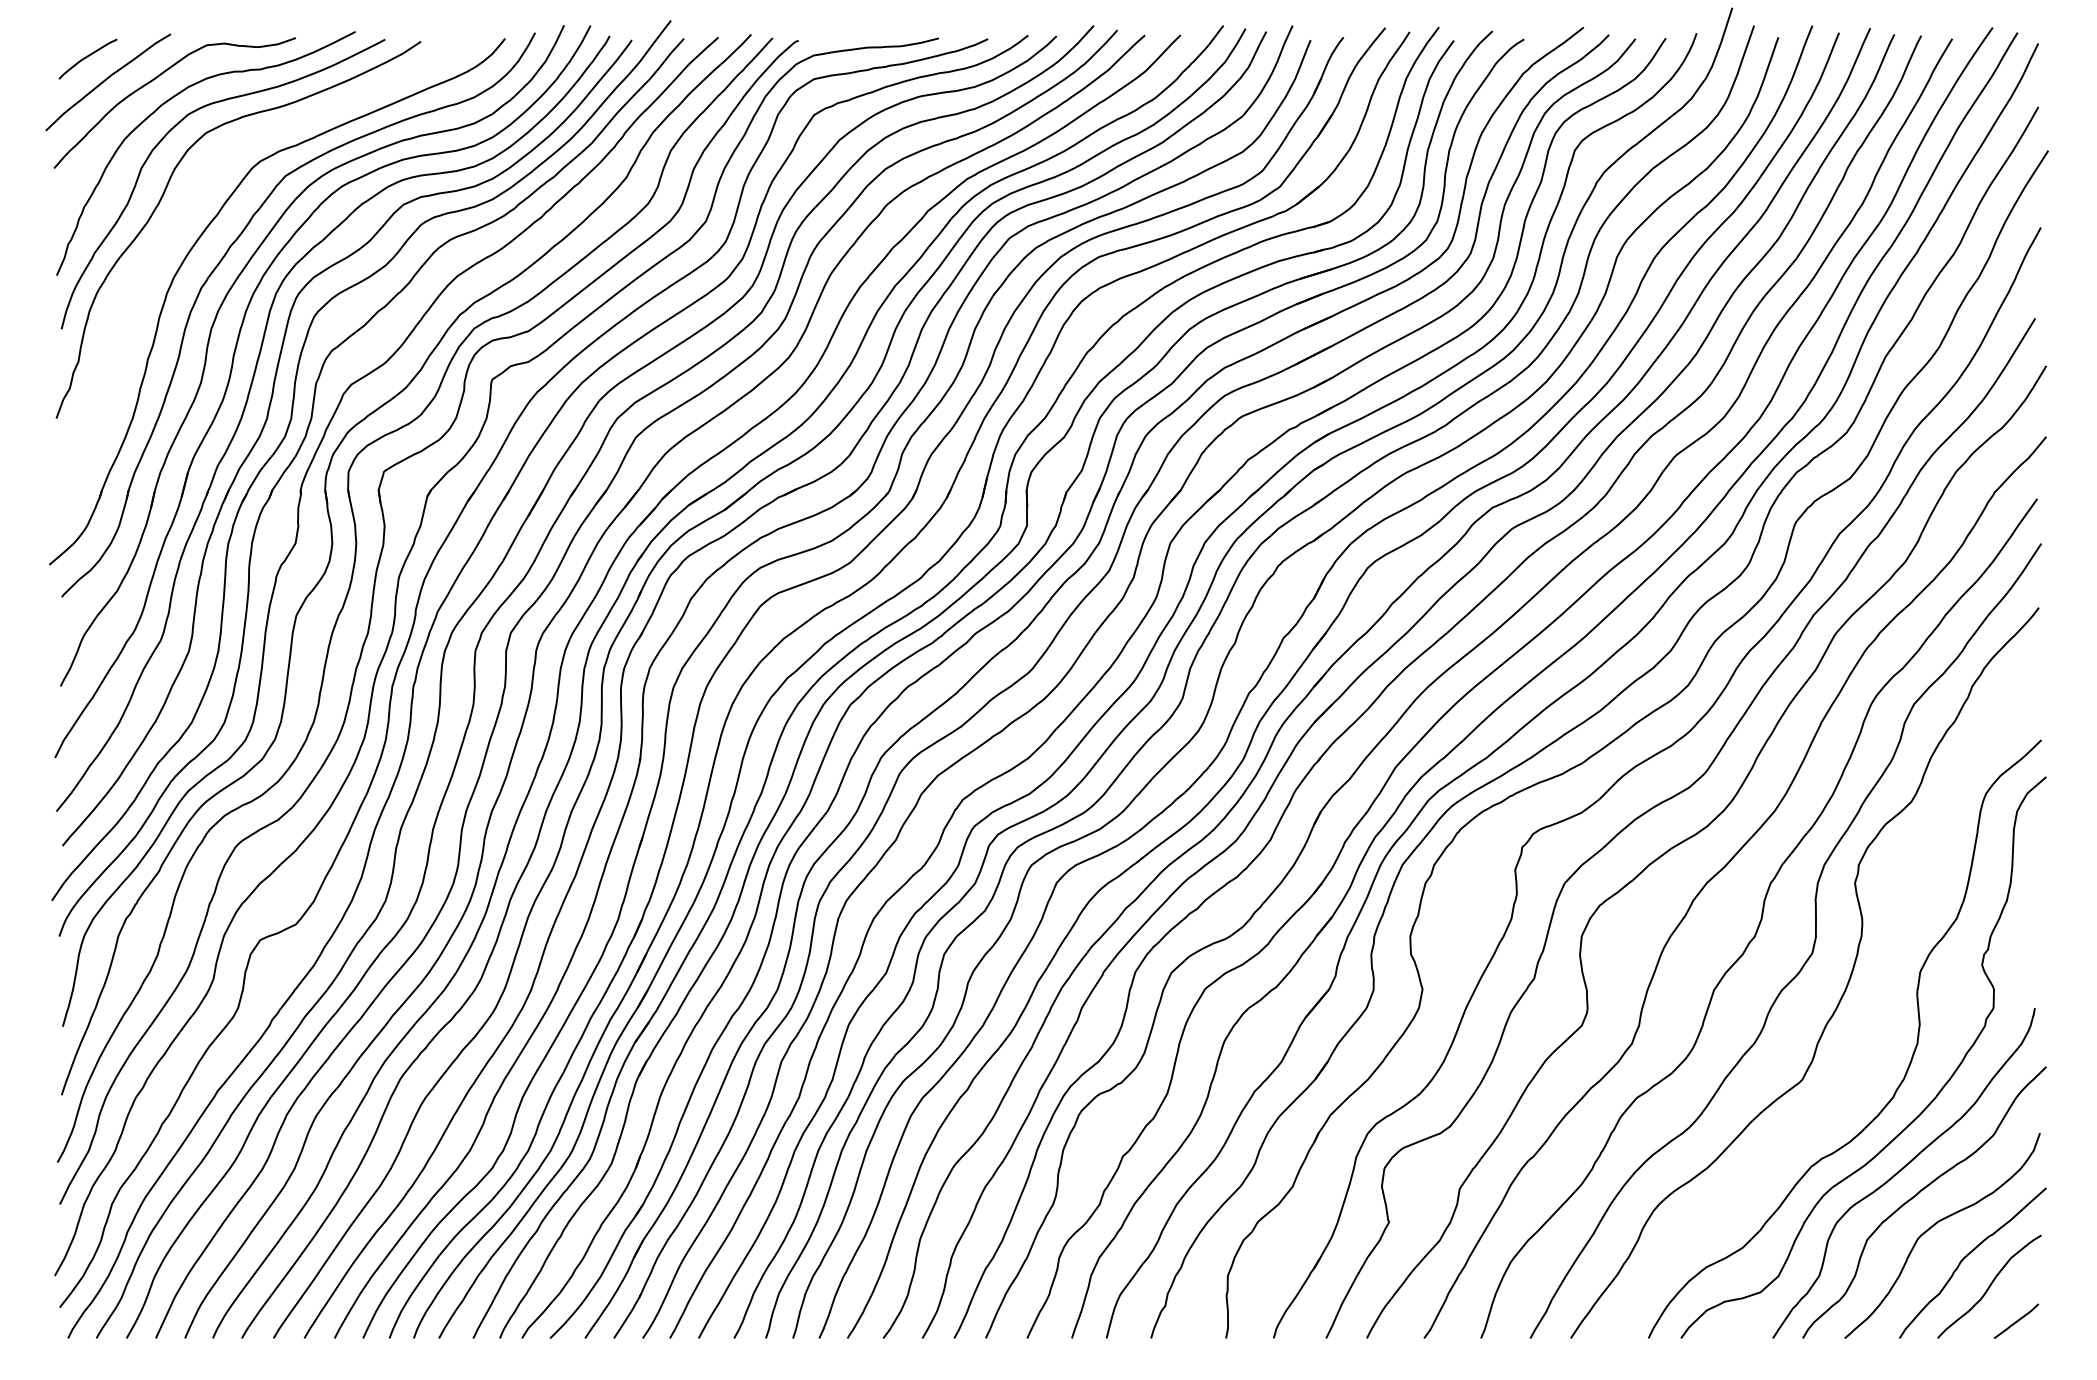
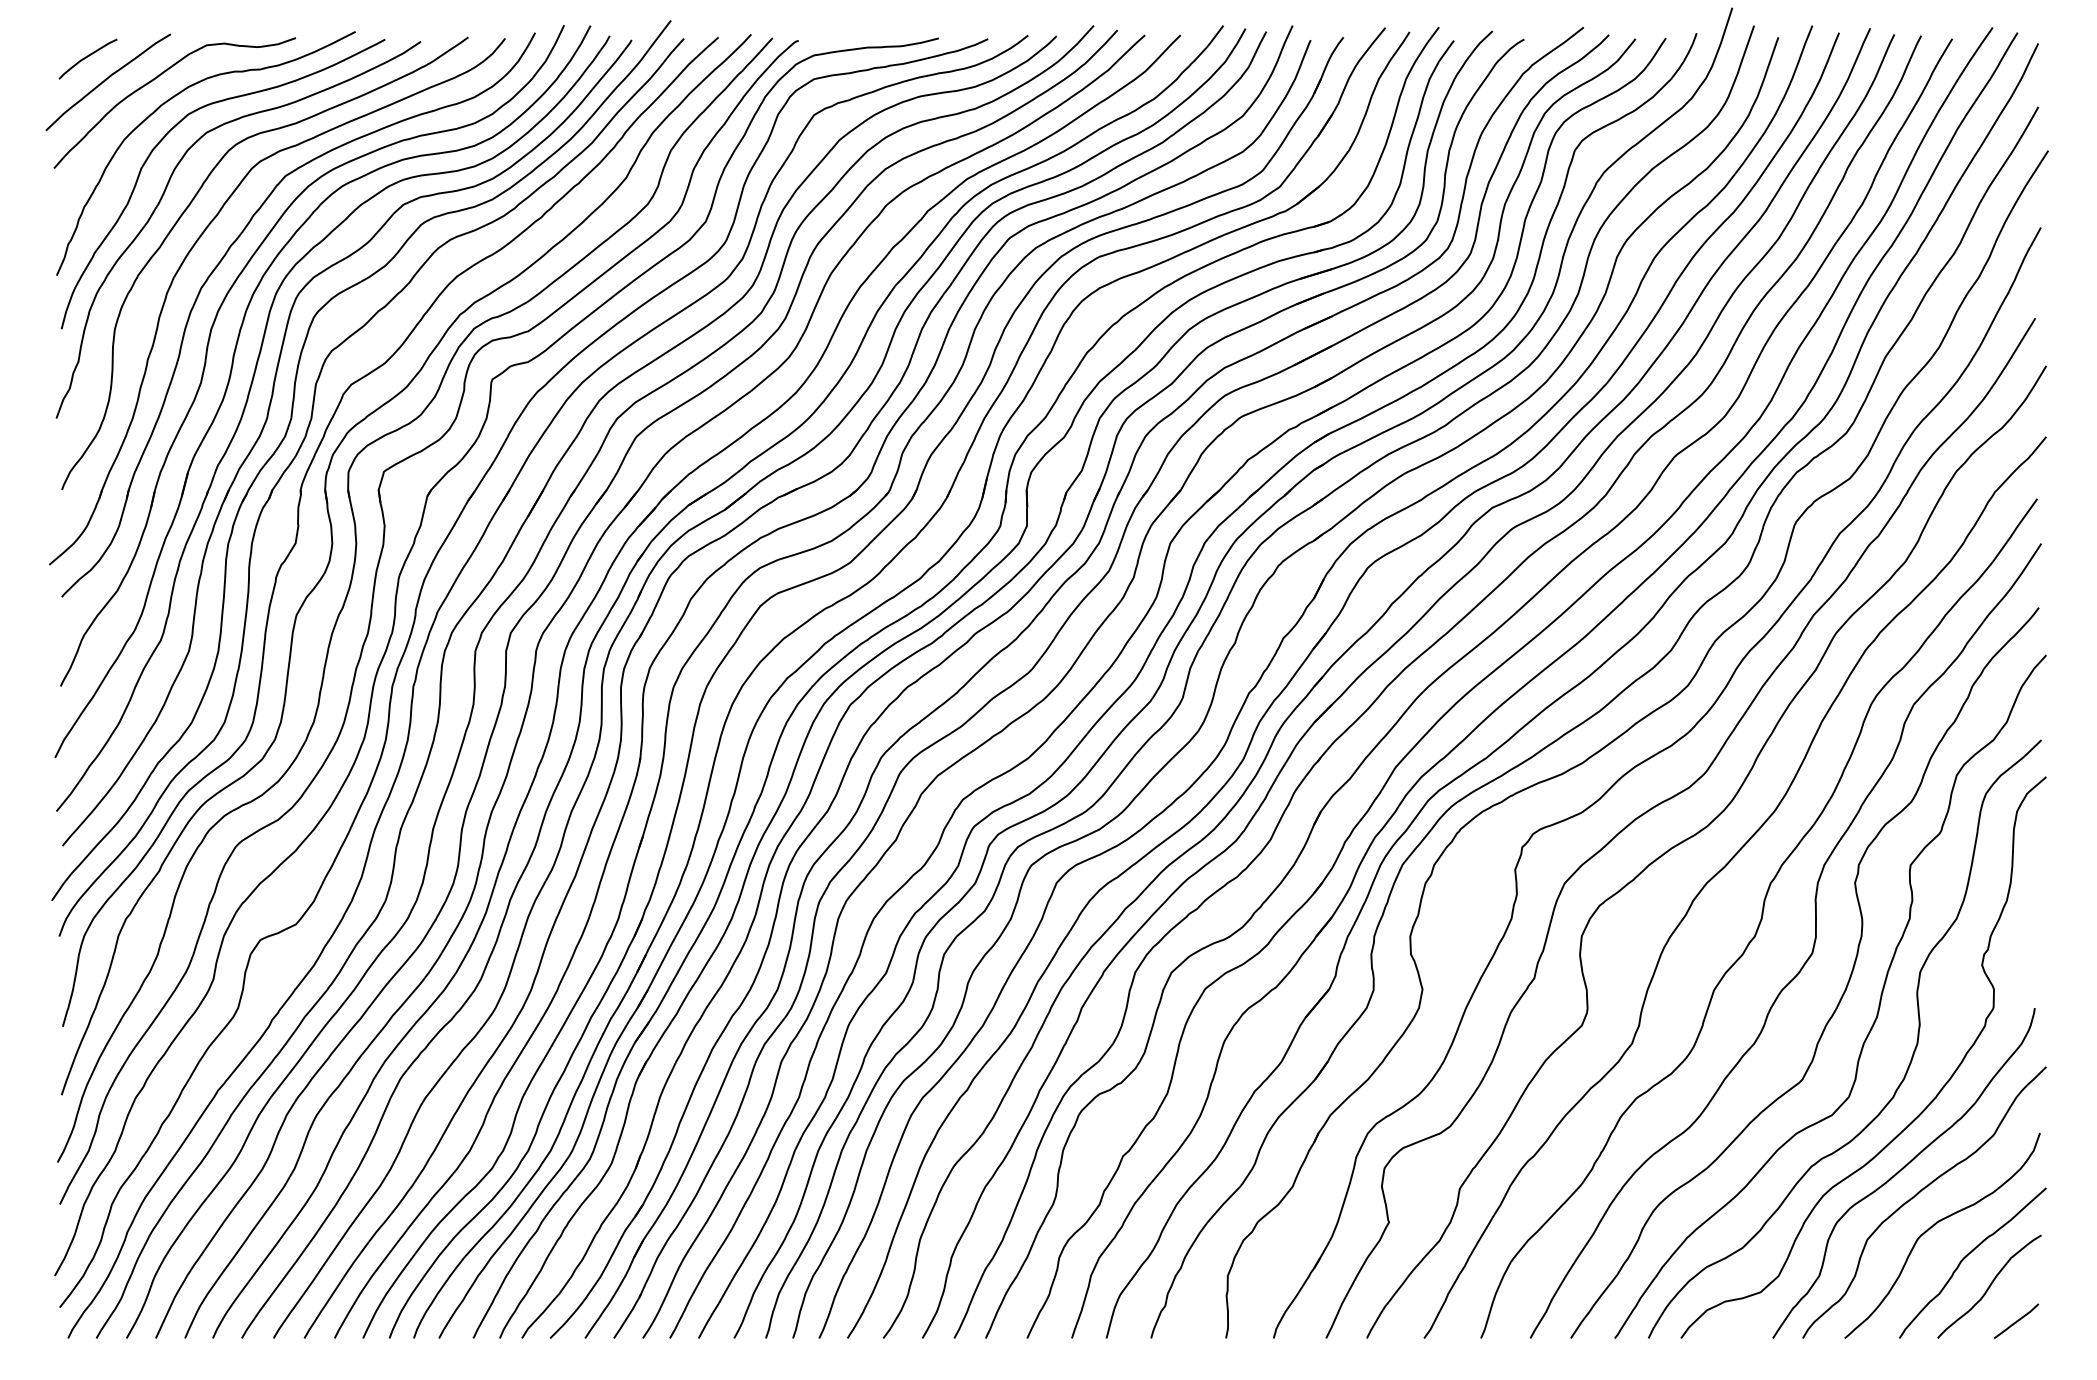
curve: none -> present (190, 205)
curve: none -> present (1878, 1004)
